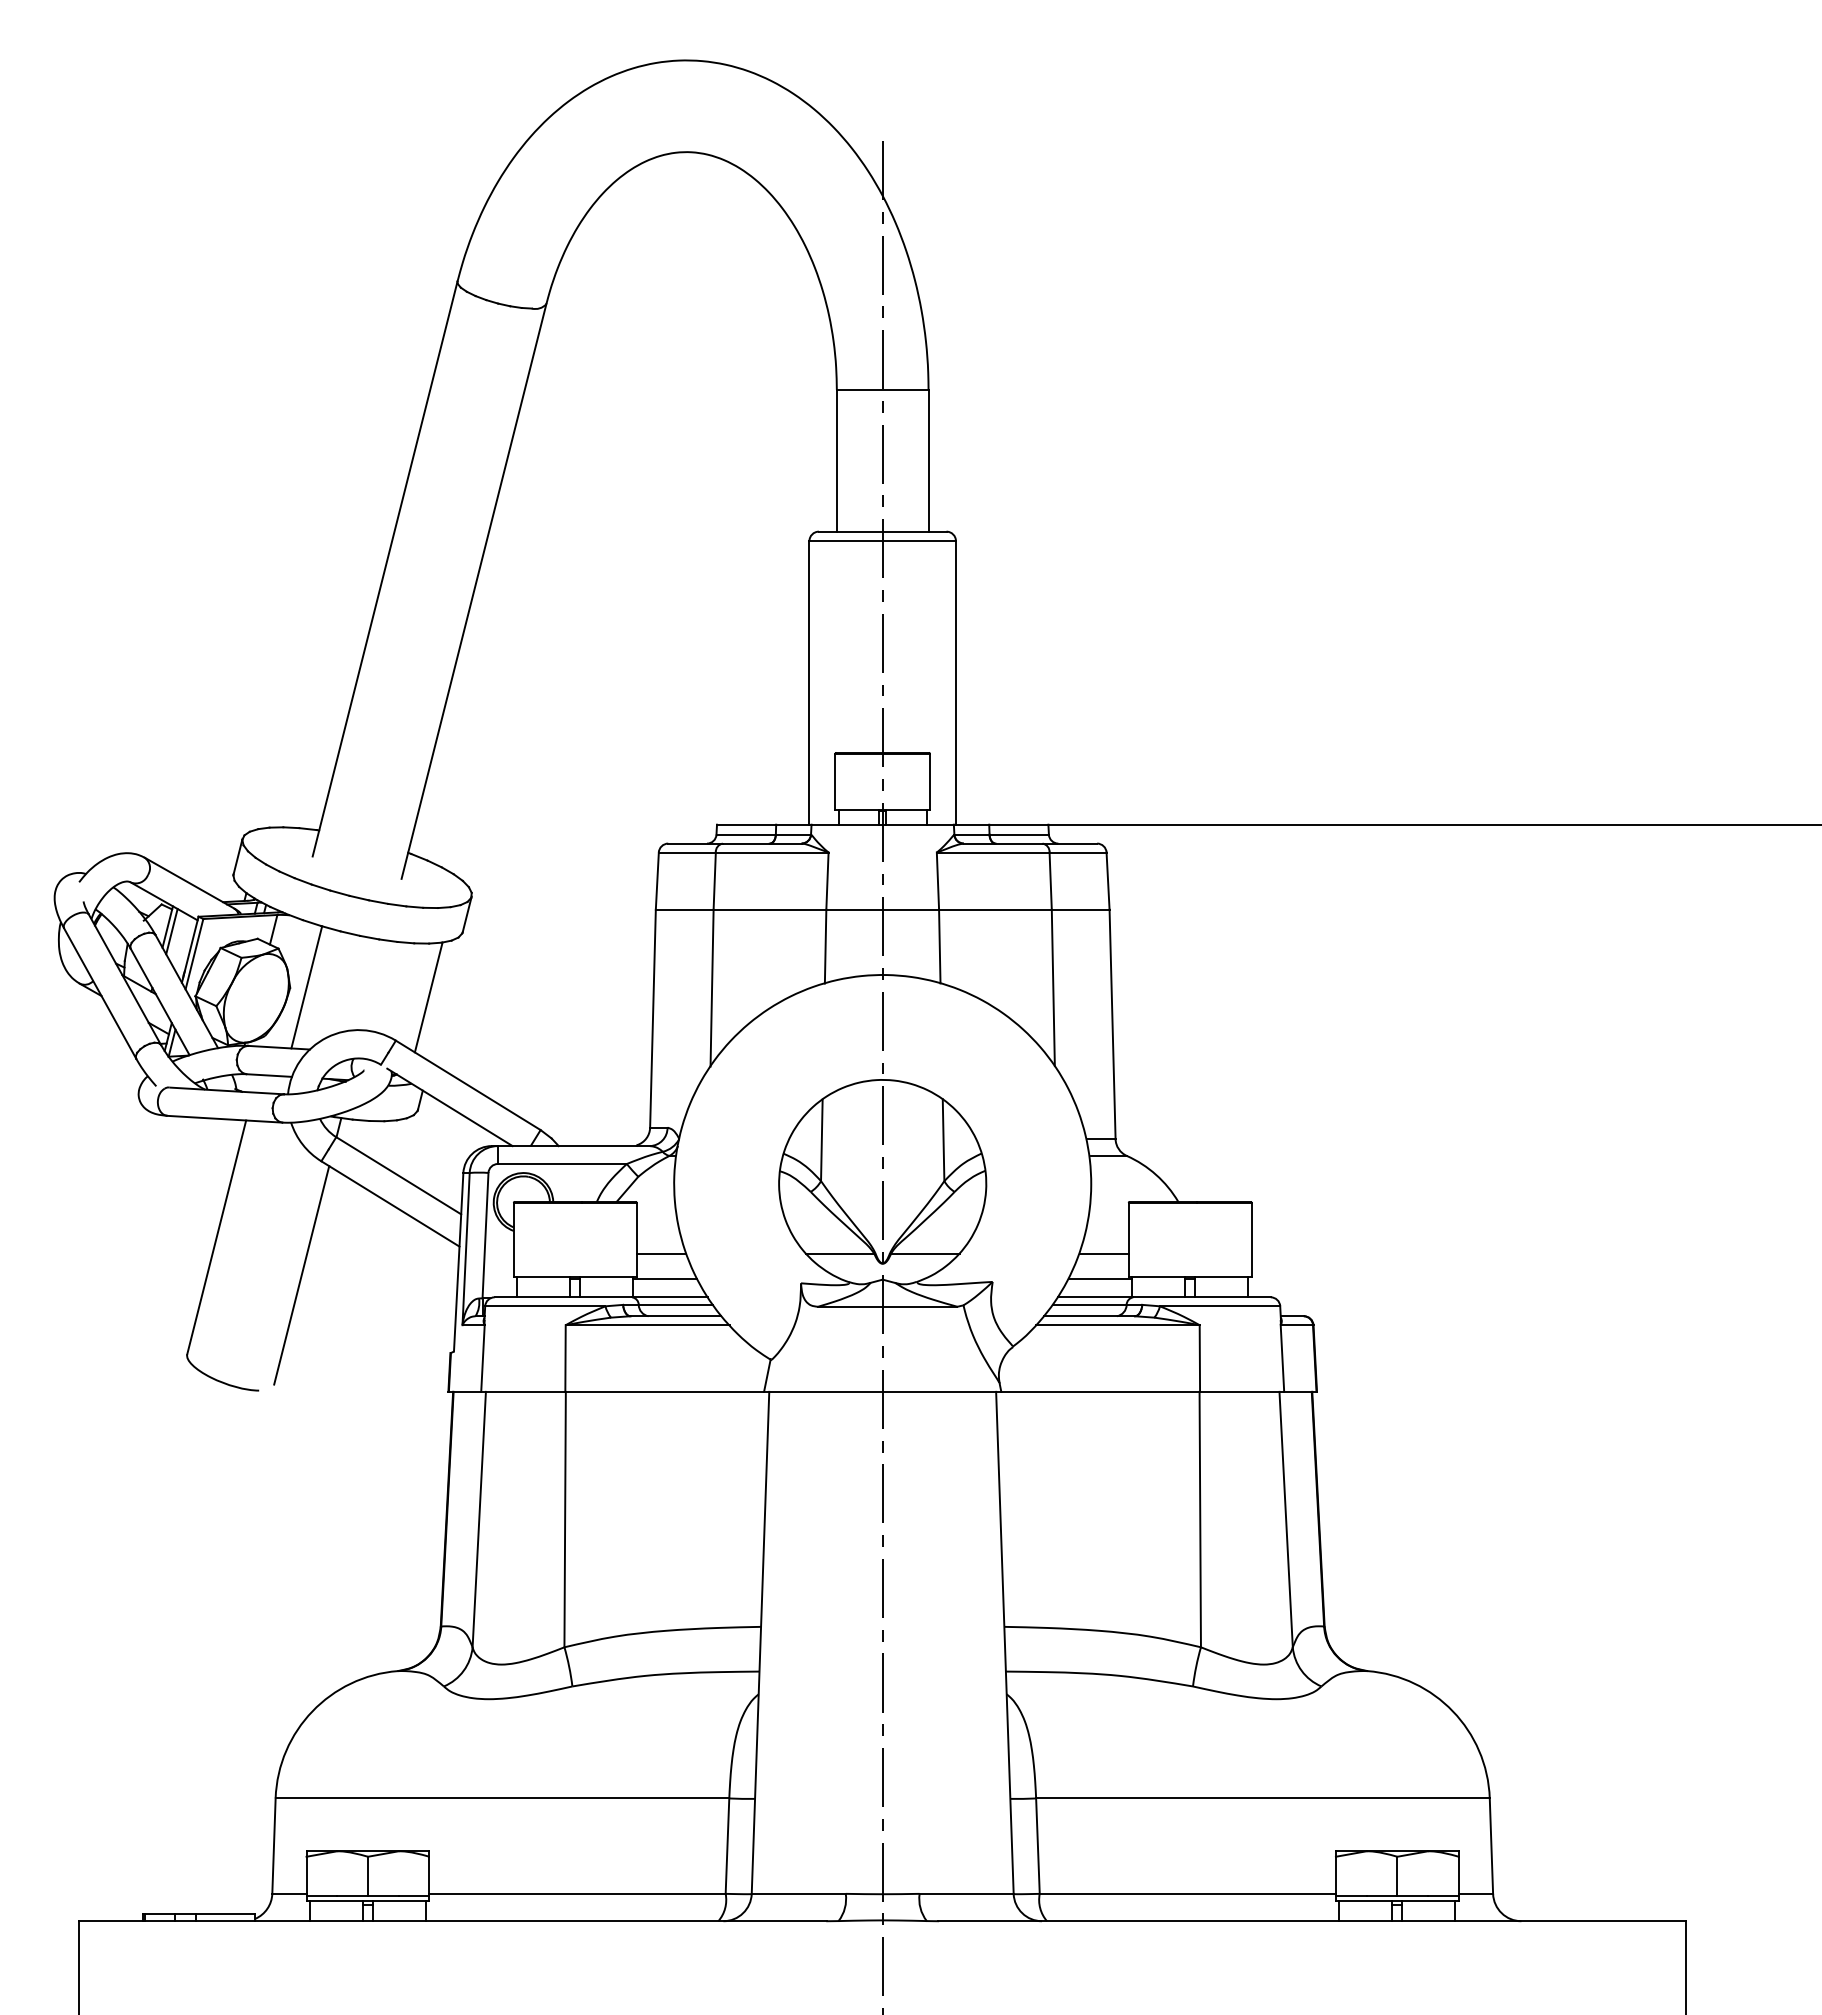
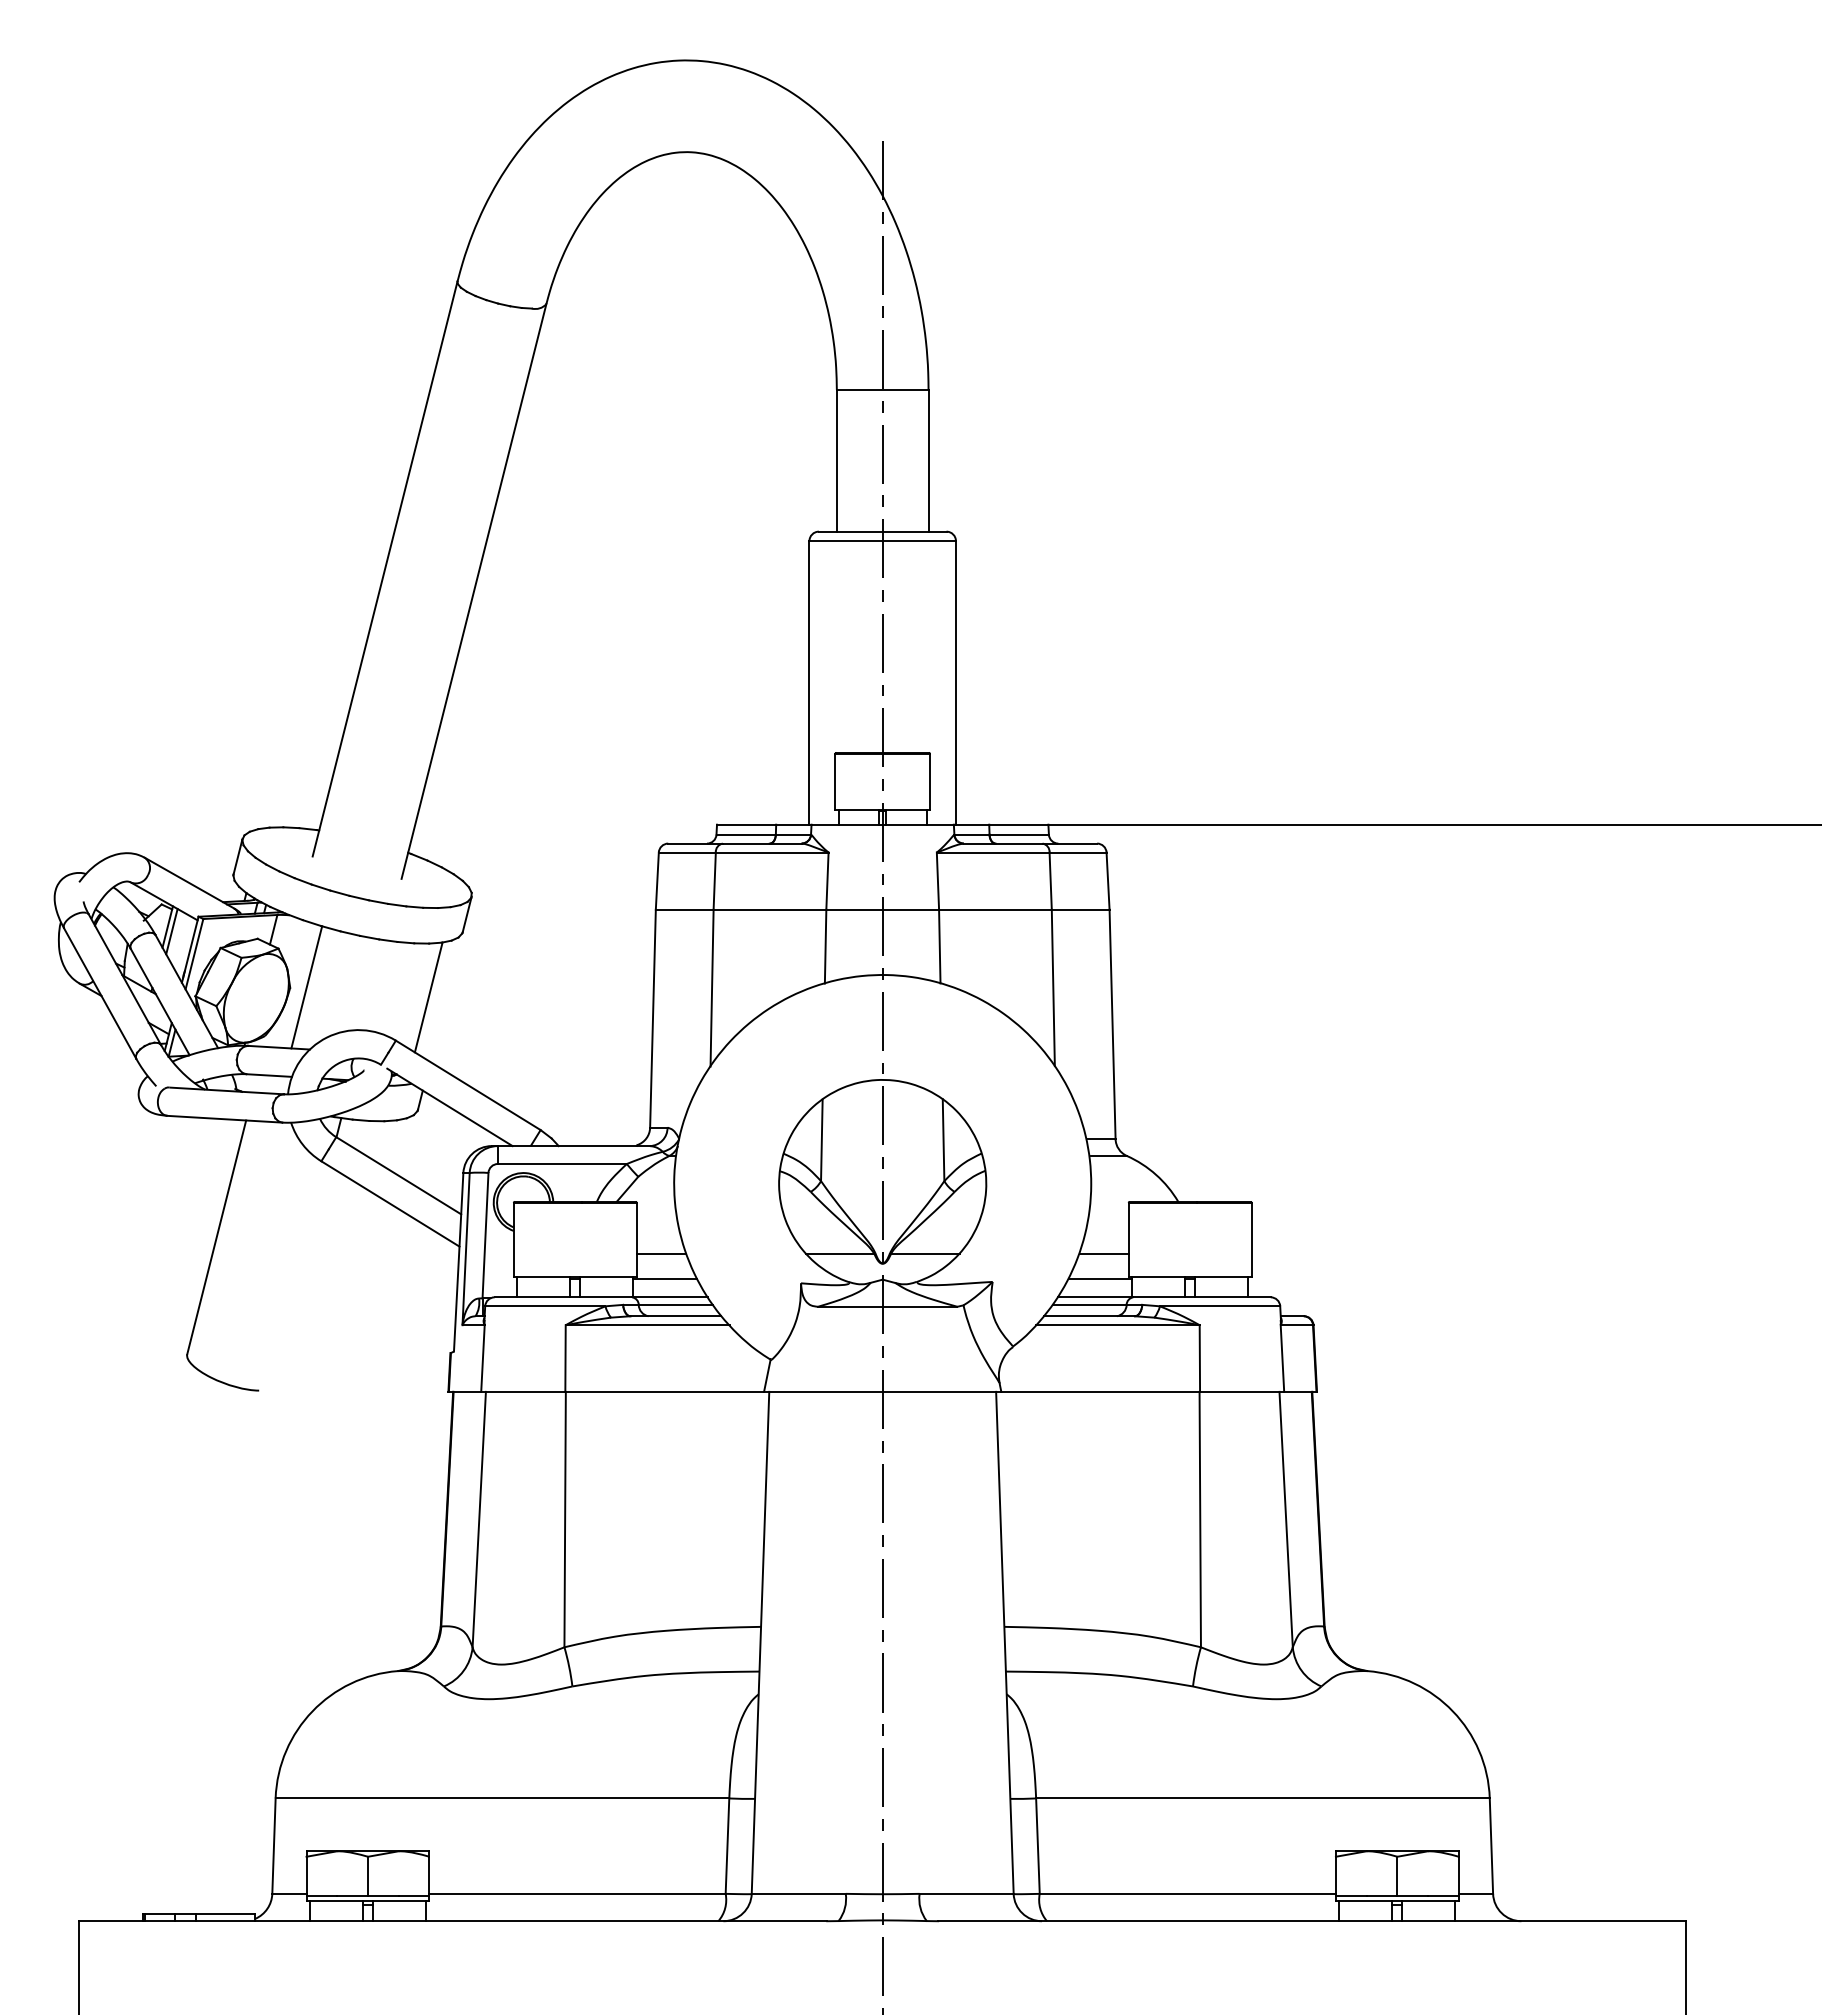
line: present -> none (301, 1275)
